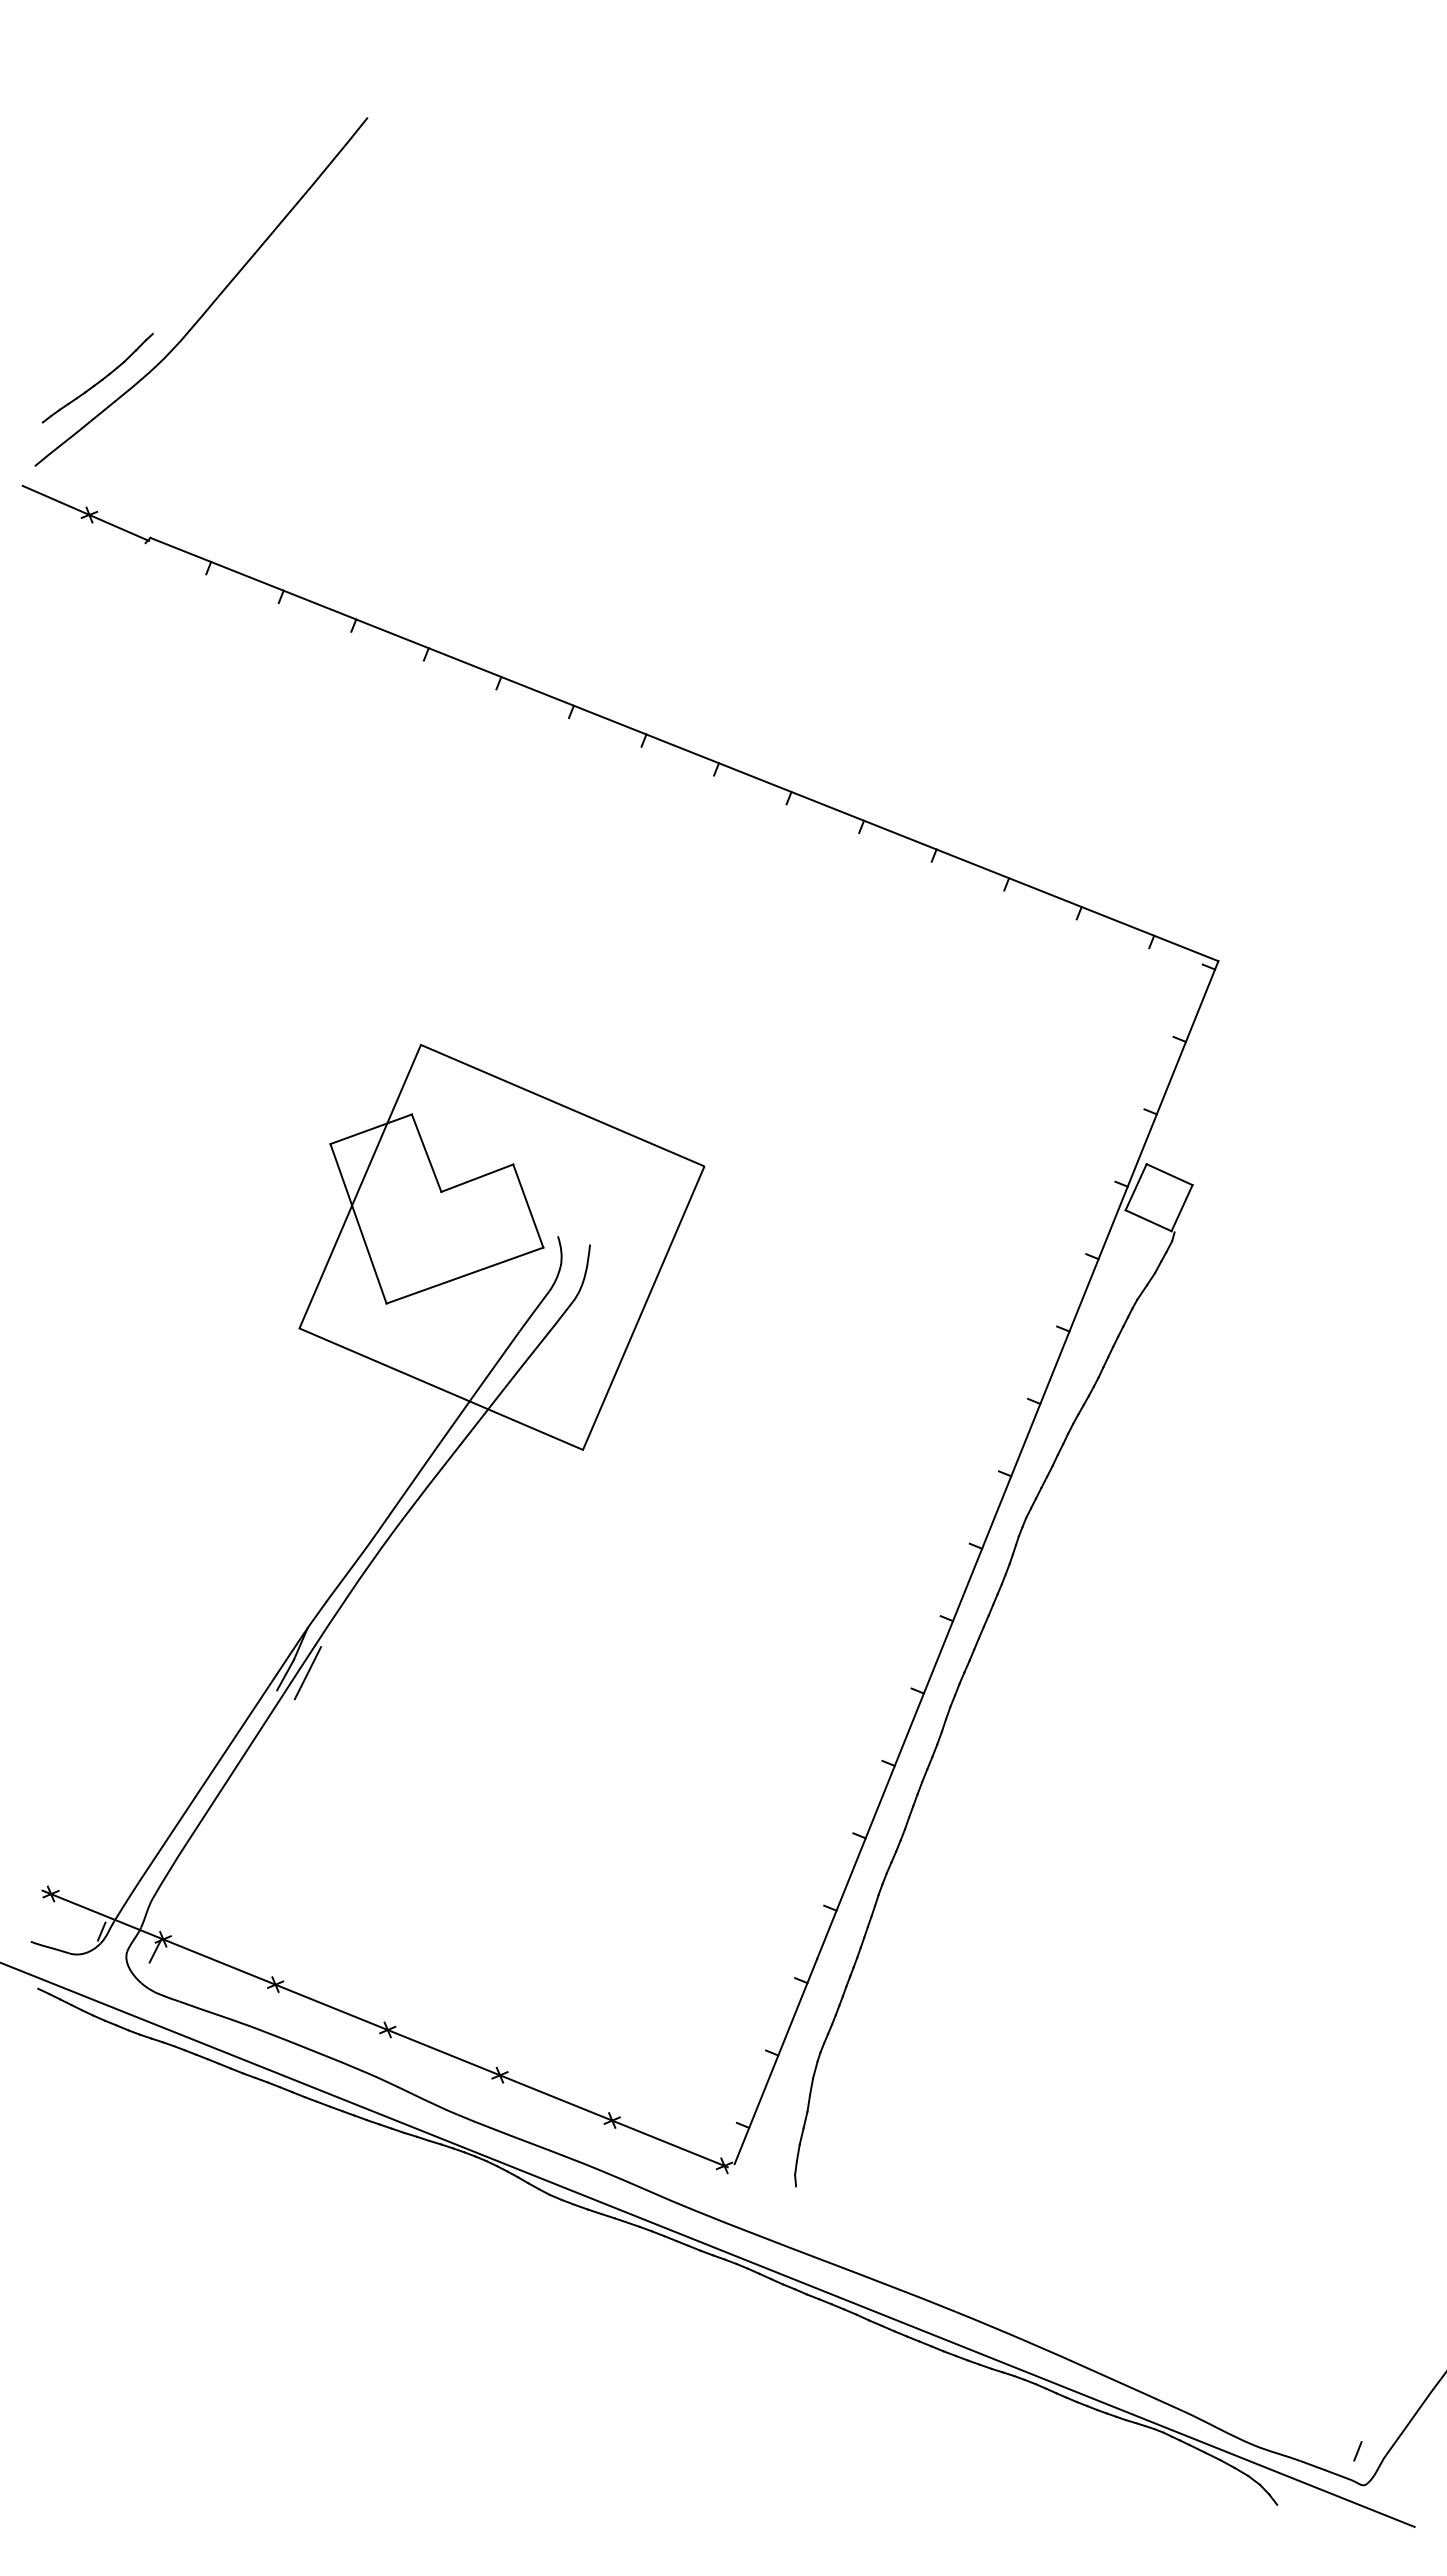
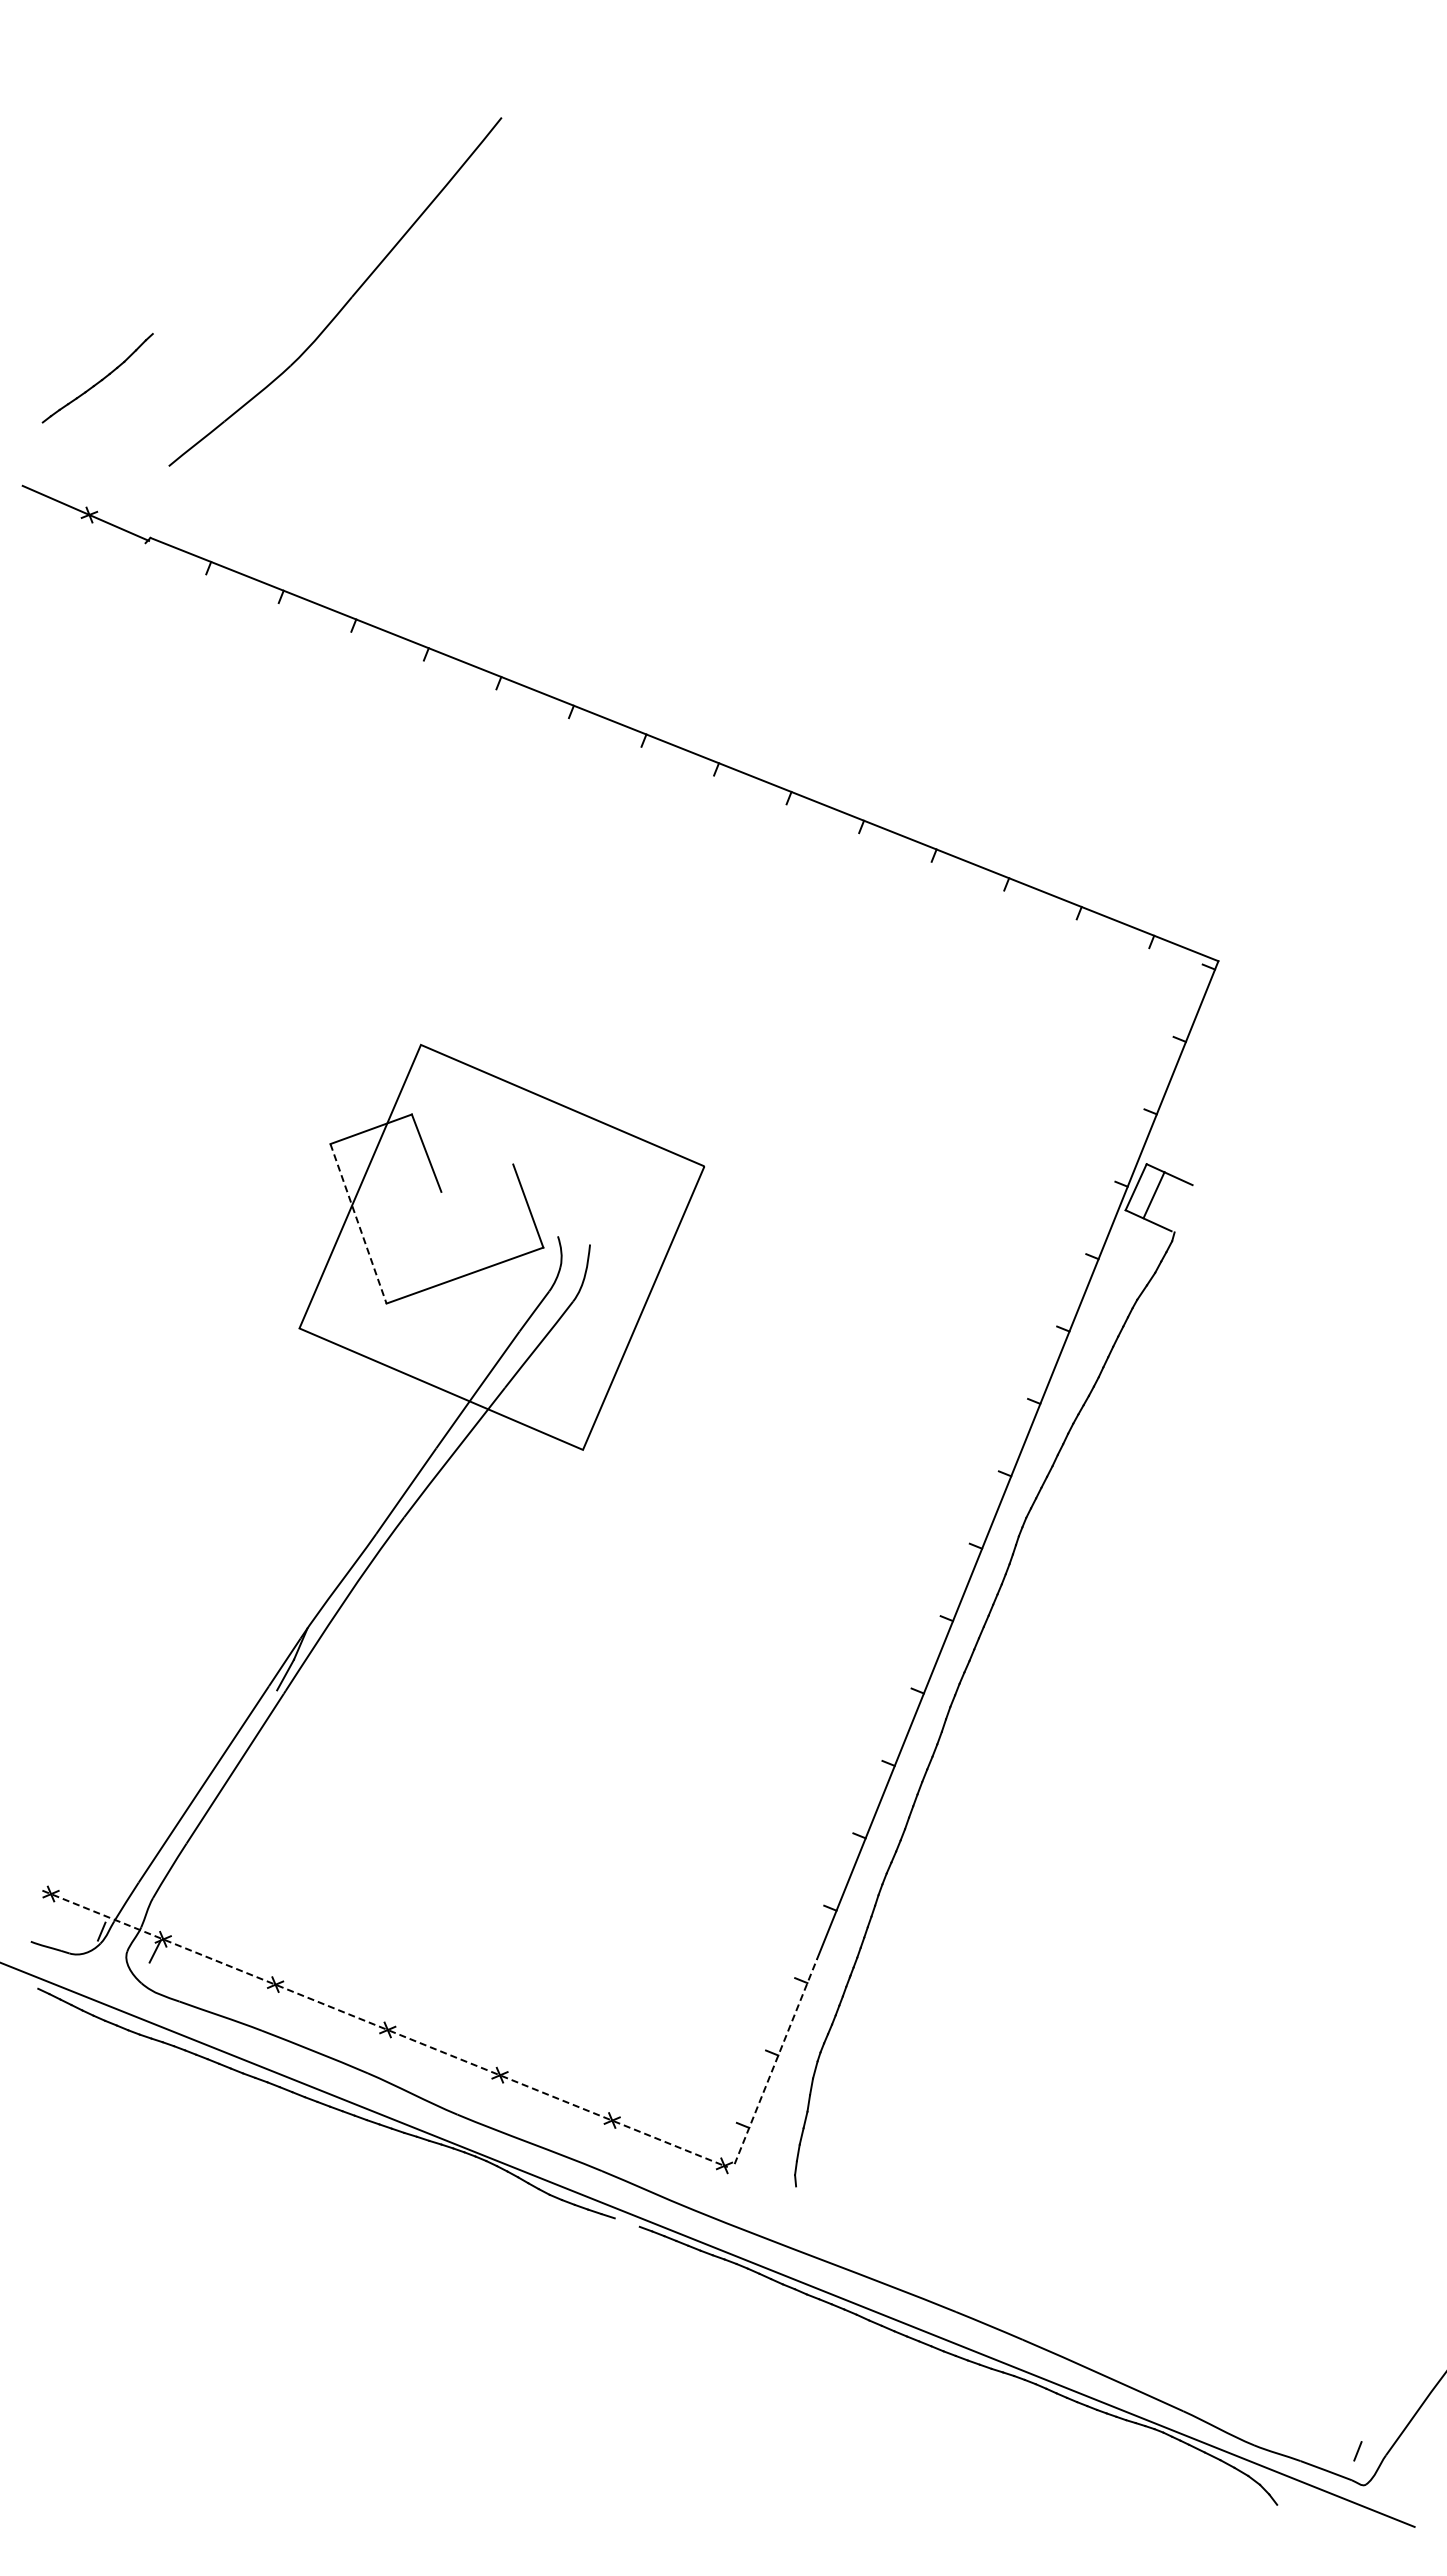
part position: (213, 300) -> (347, 300) (347, 300)
line: present -> none (477, 1177)
line position: (1181, 1208) -> (1153, 1195) (1153, 1195)
line: solid -> dashed (358, 1223)
line: present -> none (307, 1673)
line: solid -> dashed (385, 2028)
line: solid -> dashed (775, 2061)
line: present -> none (626, 2222)
